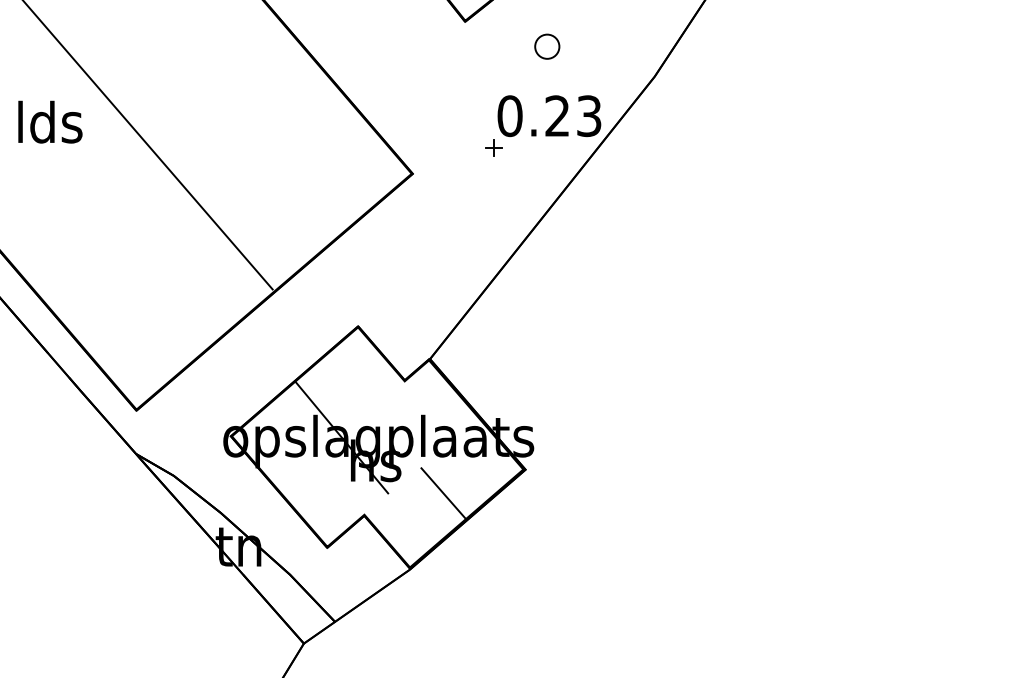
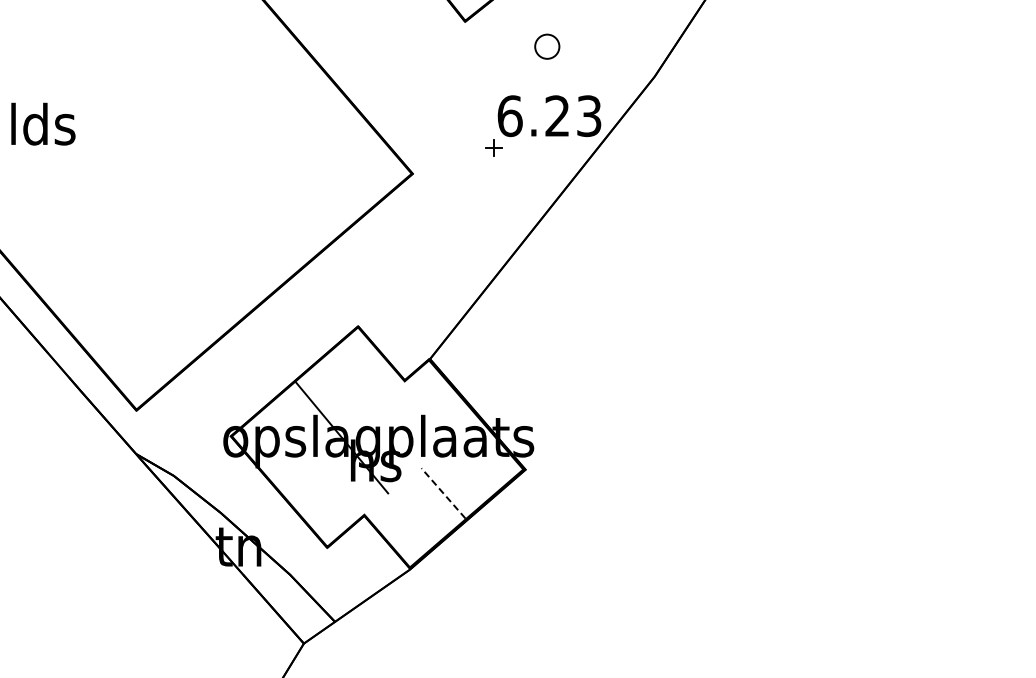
text: 0.23 -> 6.23 (509, 115)
text position: (50, 121) -> (43, 123) (43, 123)
line: present -> none (148, 145)
line: solid -> dashed (443, 493)
